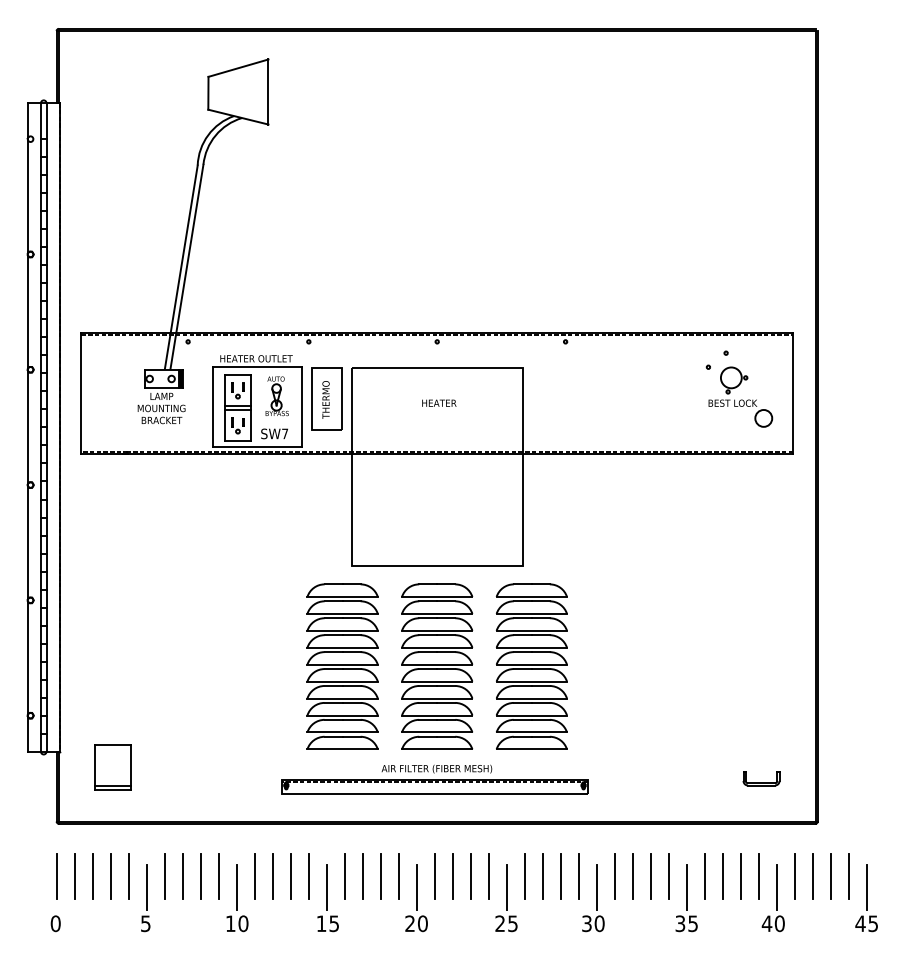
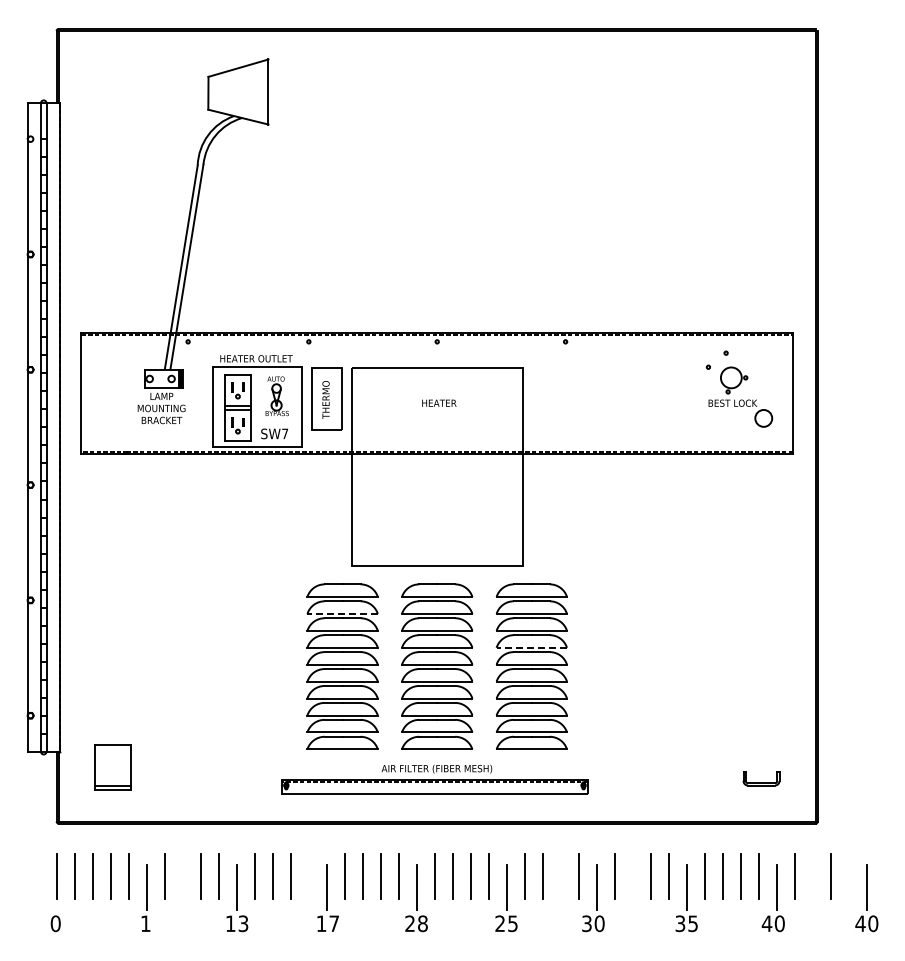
line: solid -> dashed (342, 613)
line: solid -> dashed (531, 647)
line: present -> none (182, 875)
line: present -> none (308, 875)
line: present -> none (561, 875)
line: present -> none (813, 875)
line: present -> none (849, 875)
line: present -> none (632, 876)
text: 5 -> 1 (145, 923)
text: 10 -> 13 (243, 923)
text: 15 -> 17 (333, 923)
text: 20 -> 28 (422, 923)
text: 45 -> 40 (873, 923)
